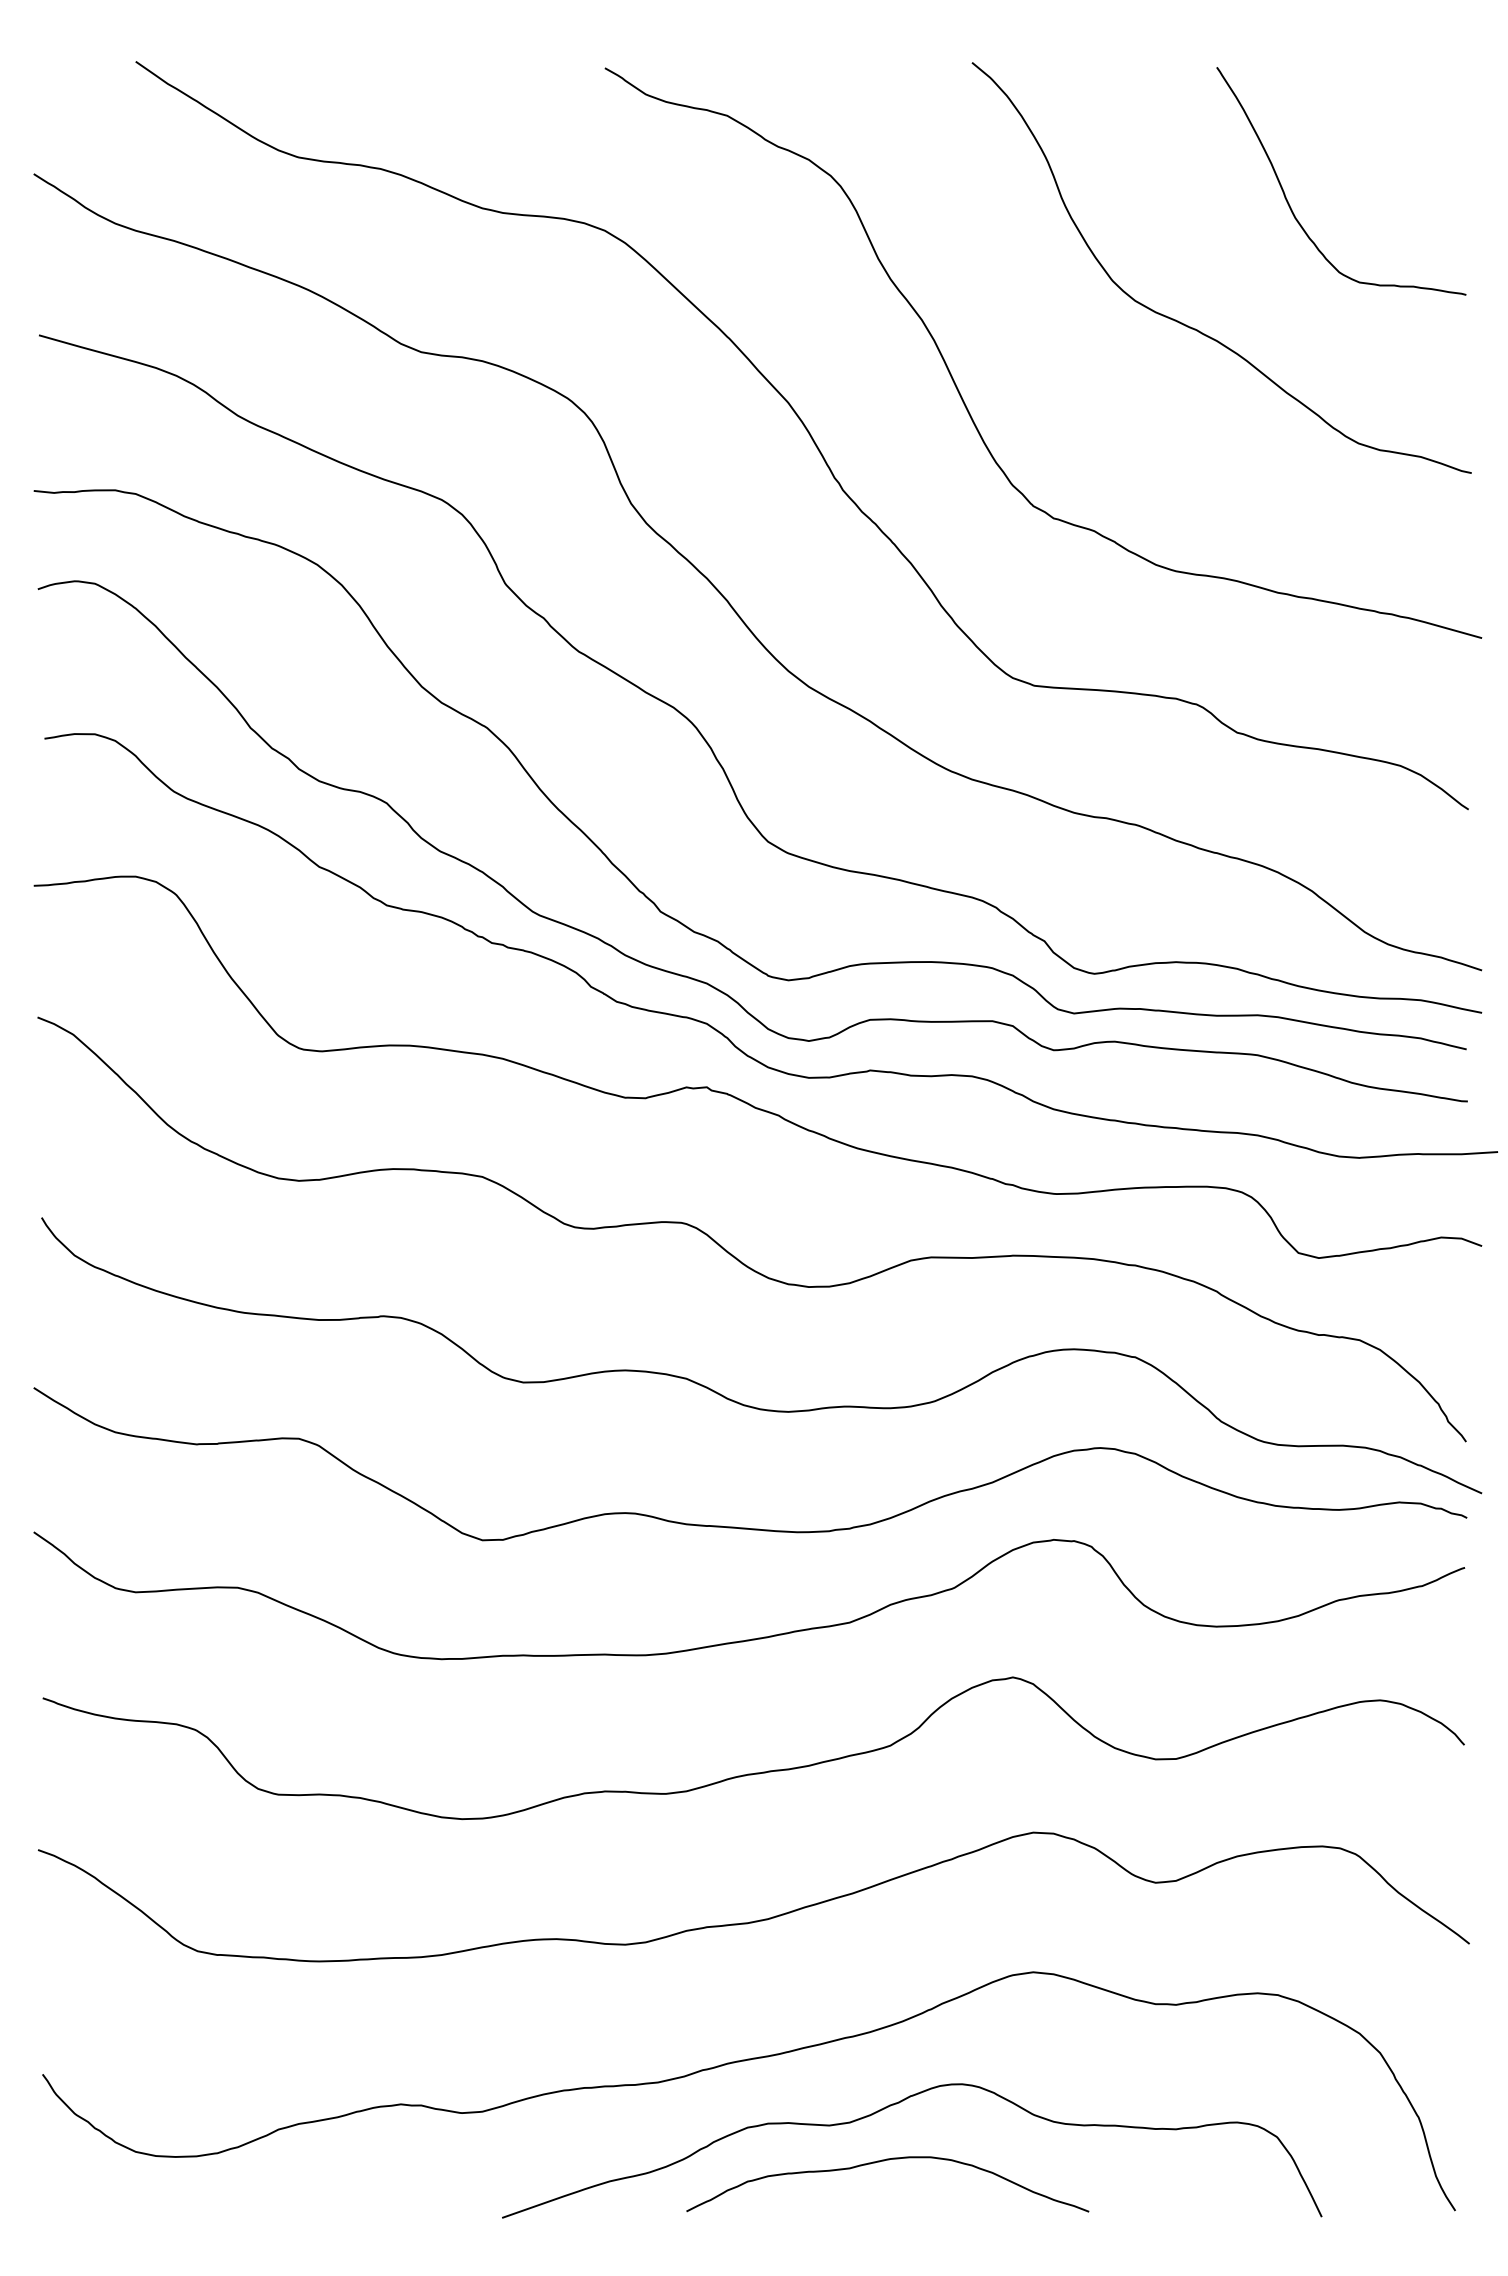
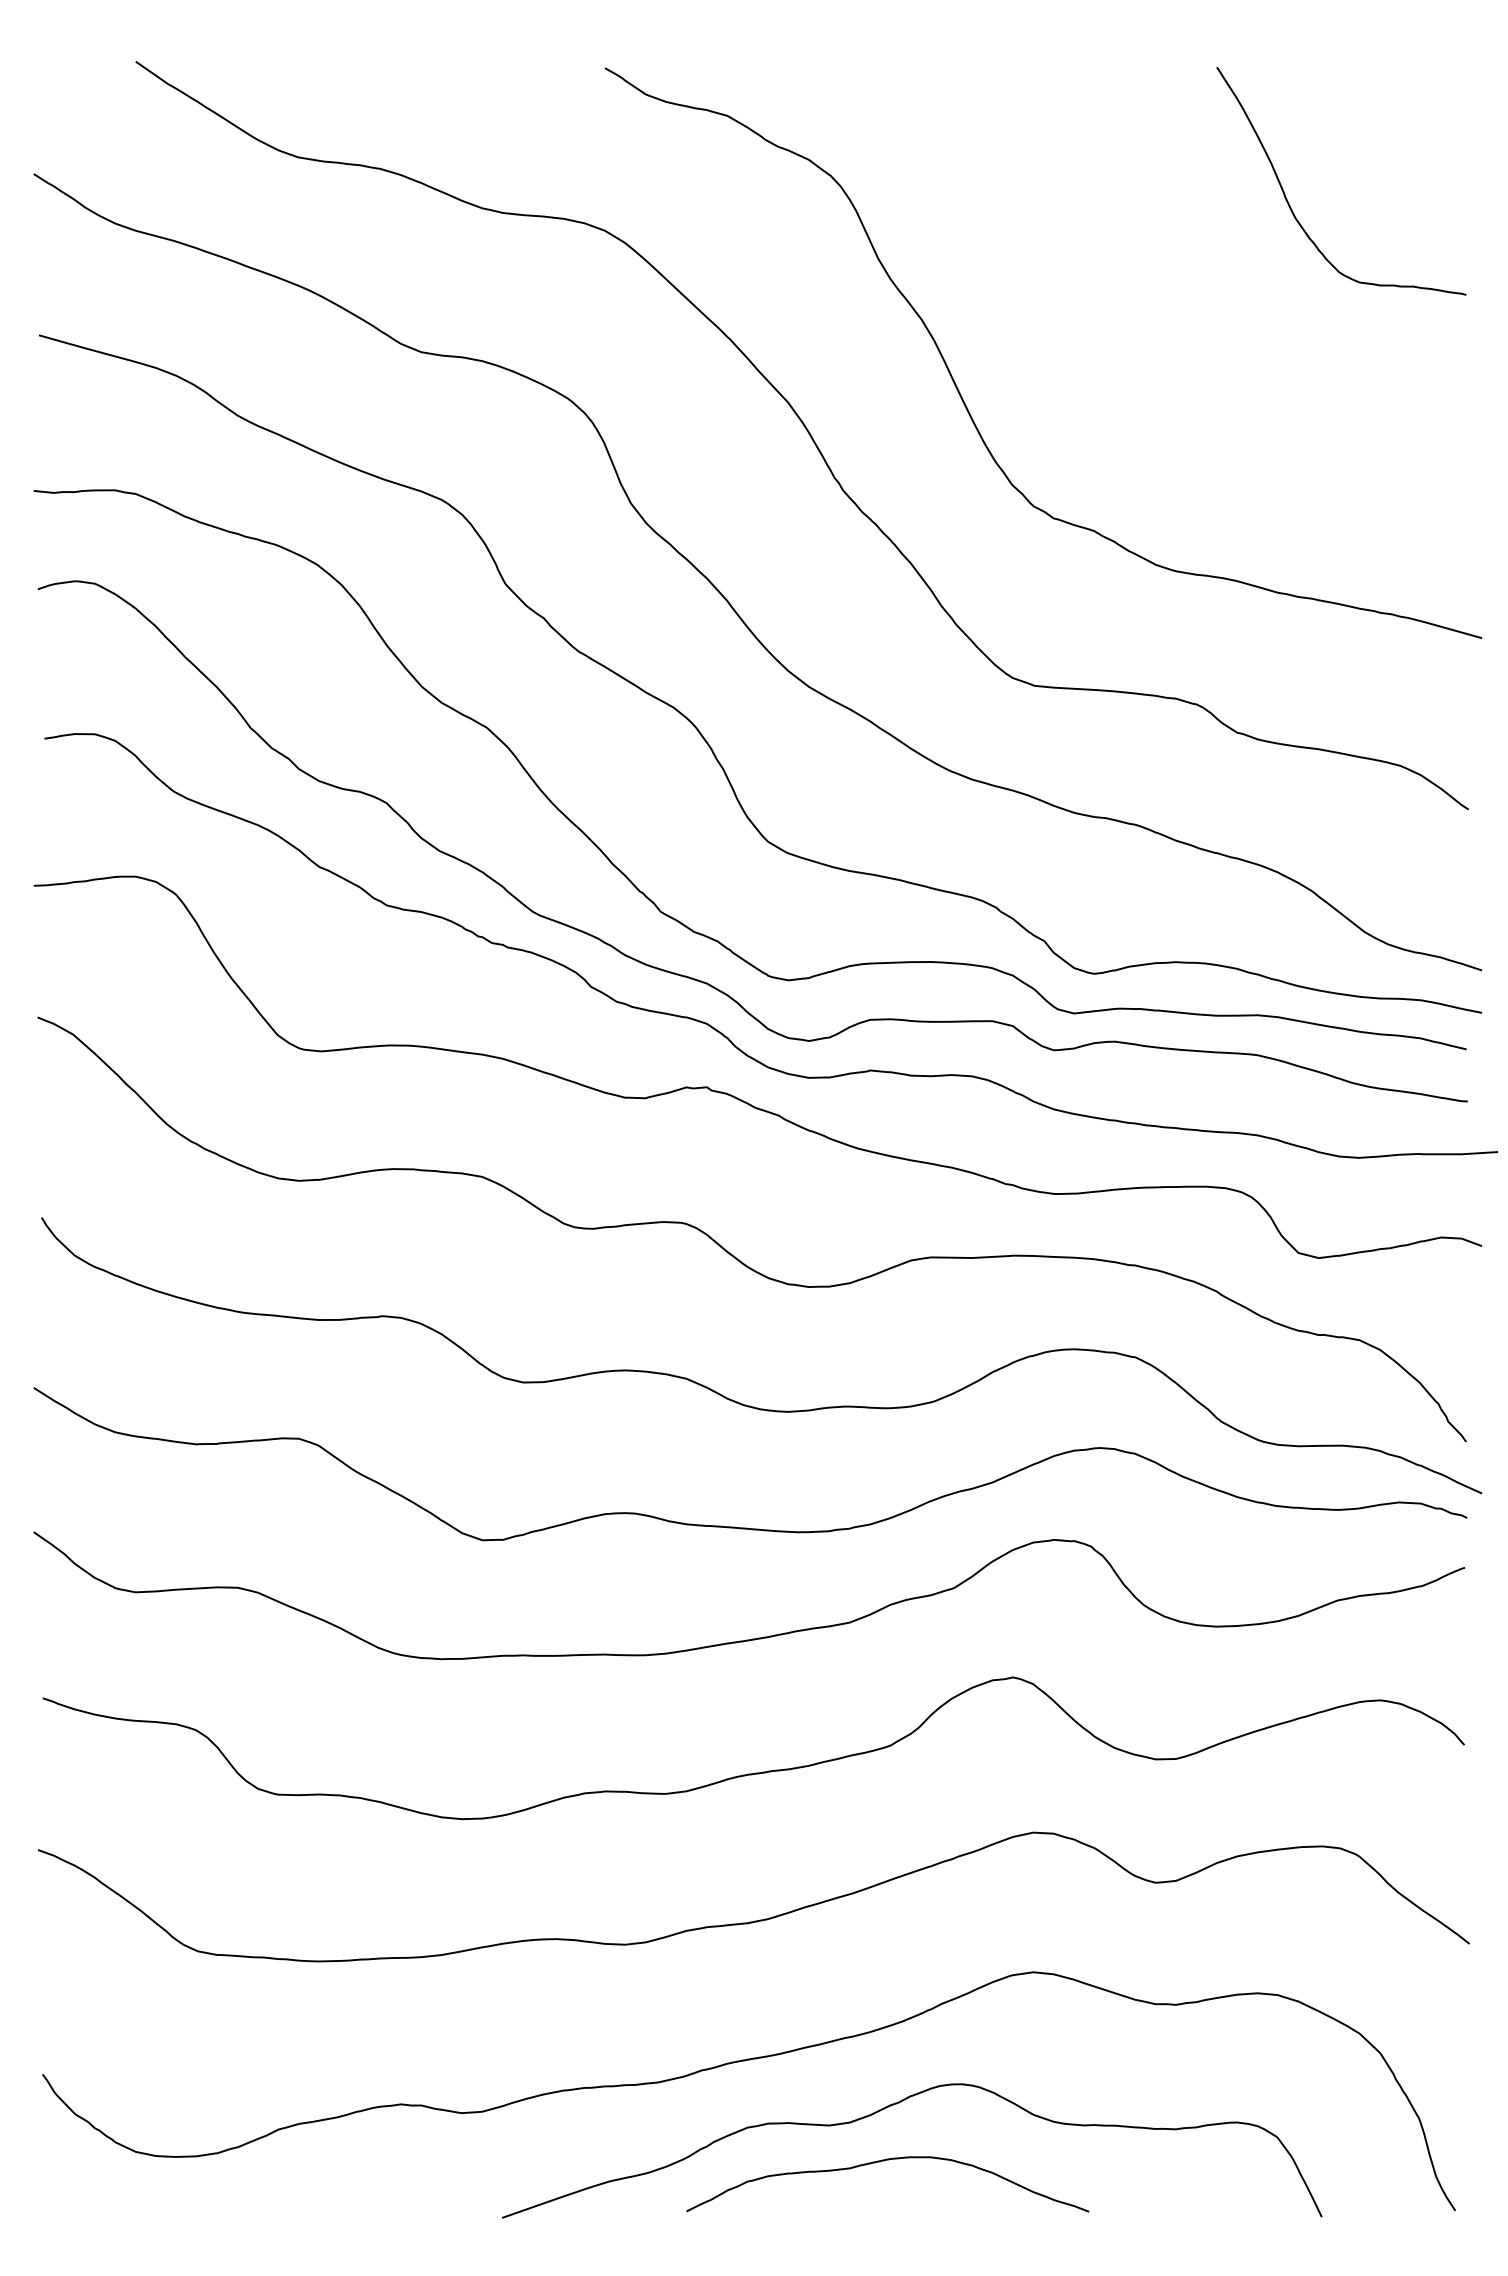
curve: present -> none (1193, 327)
